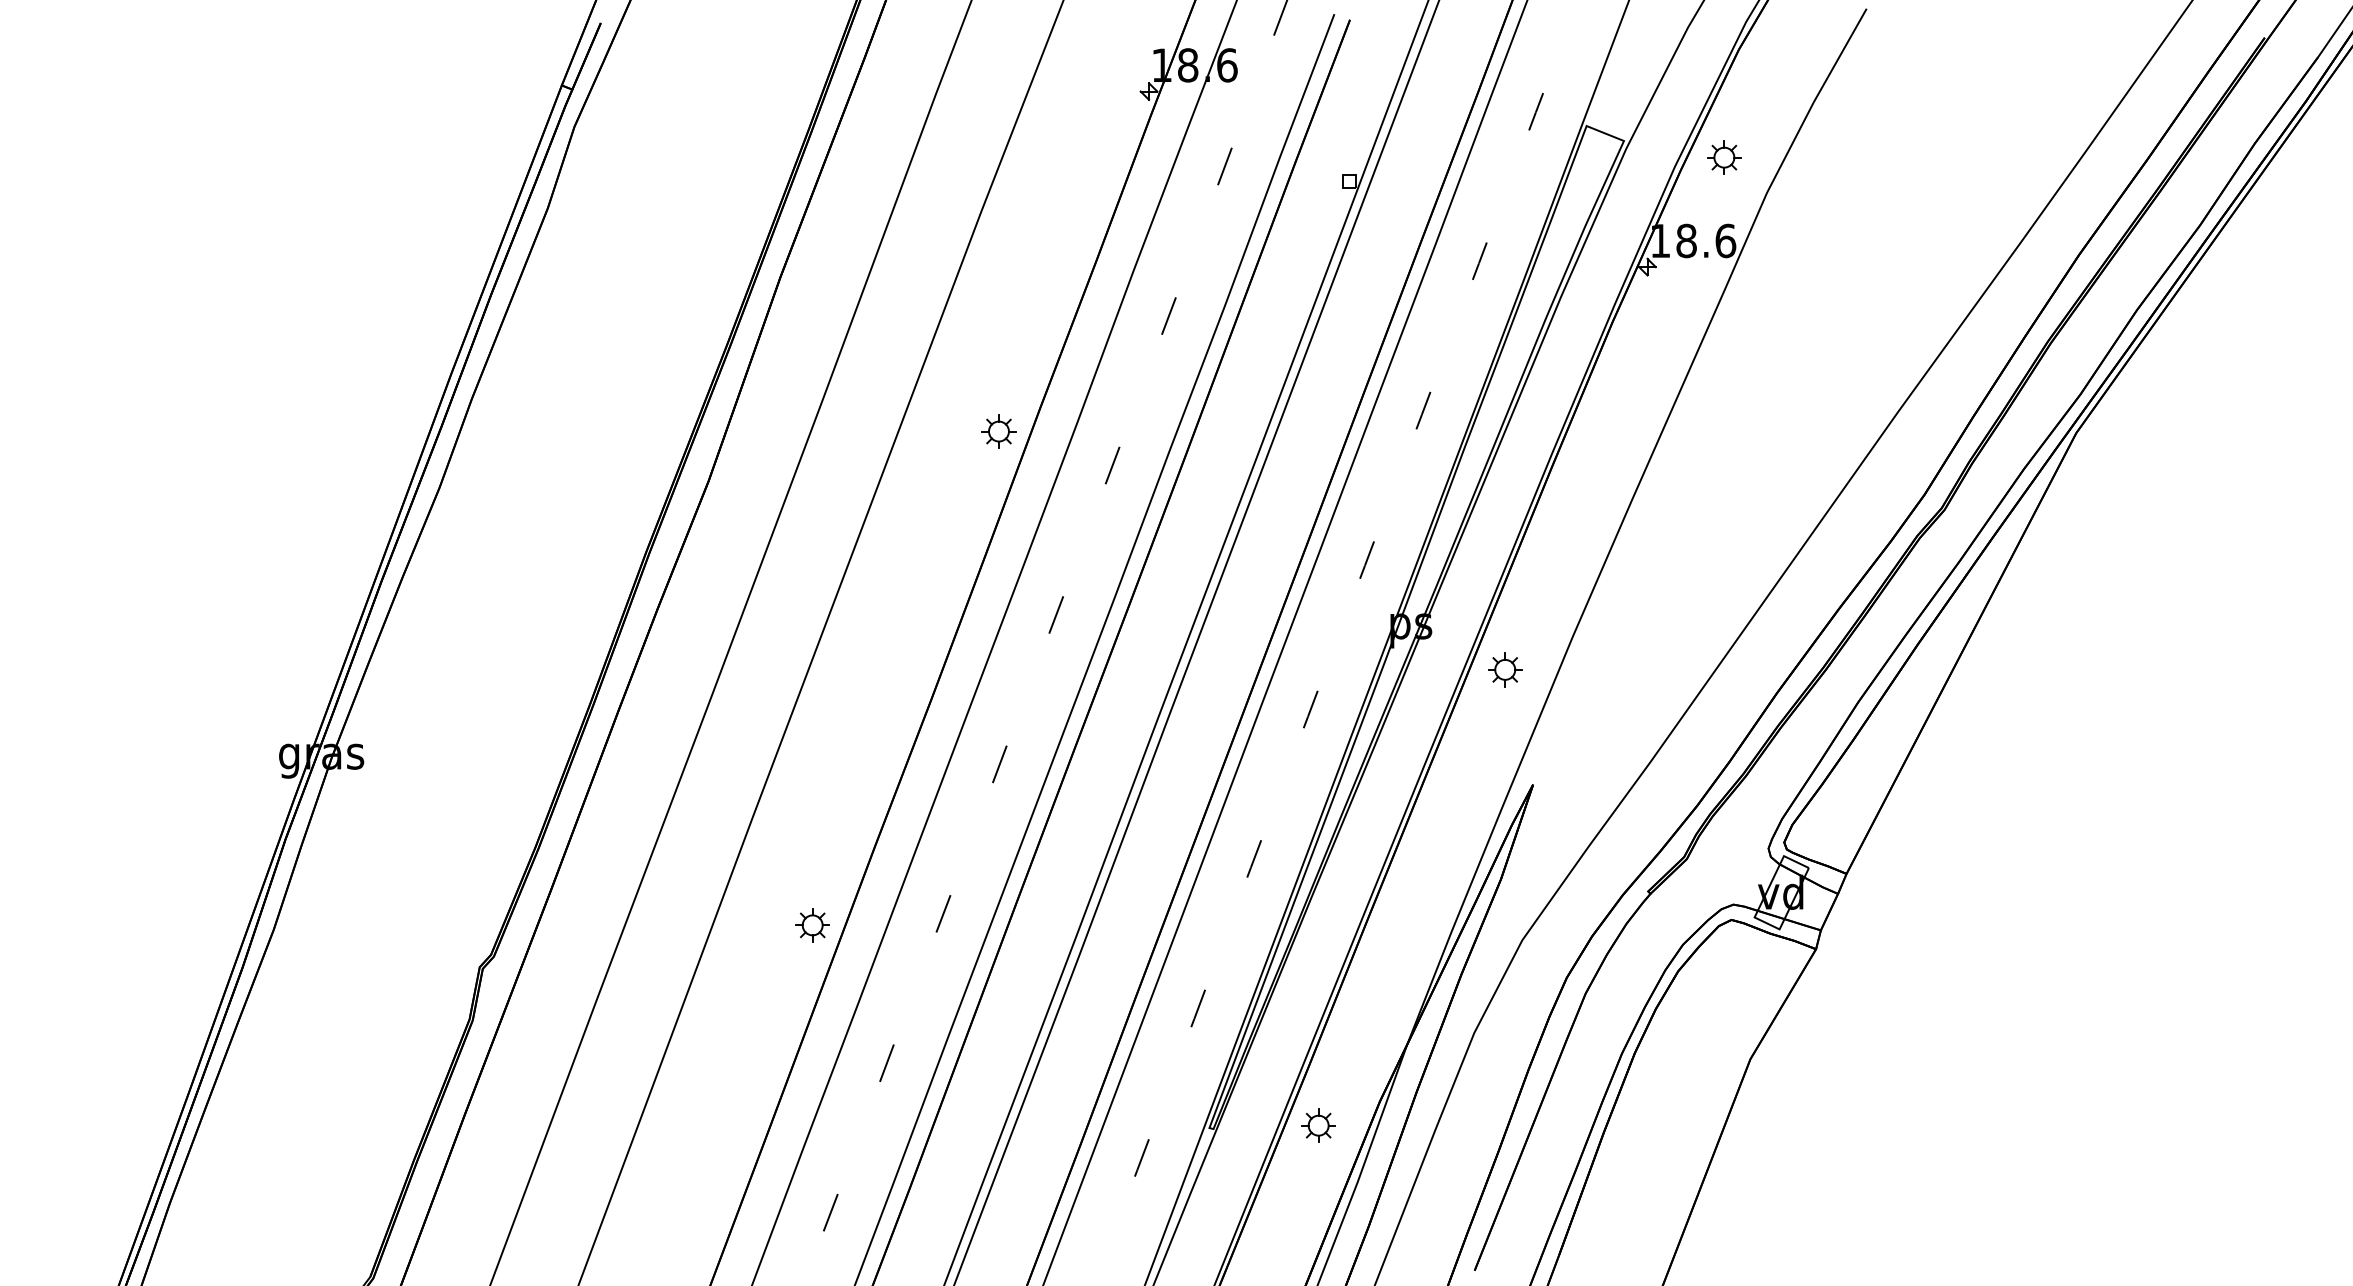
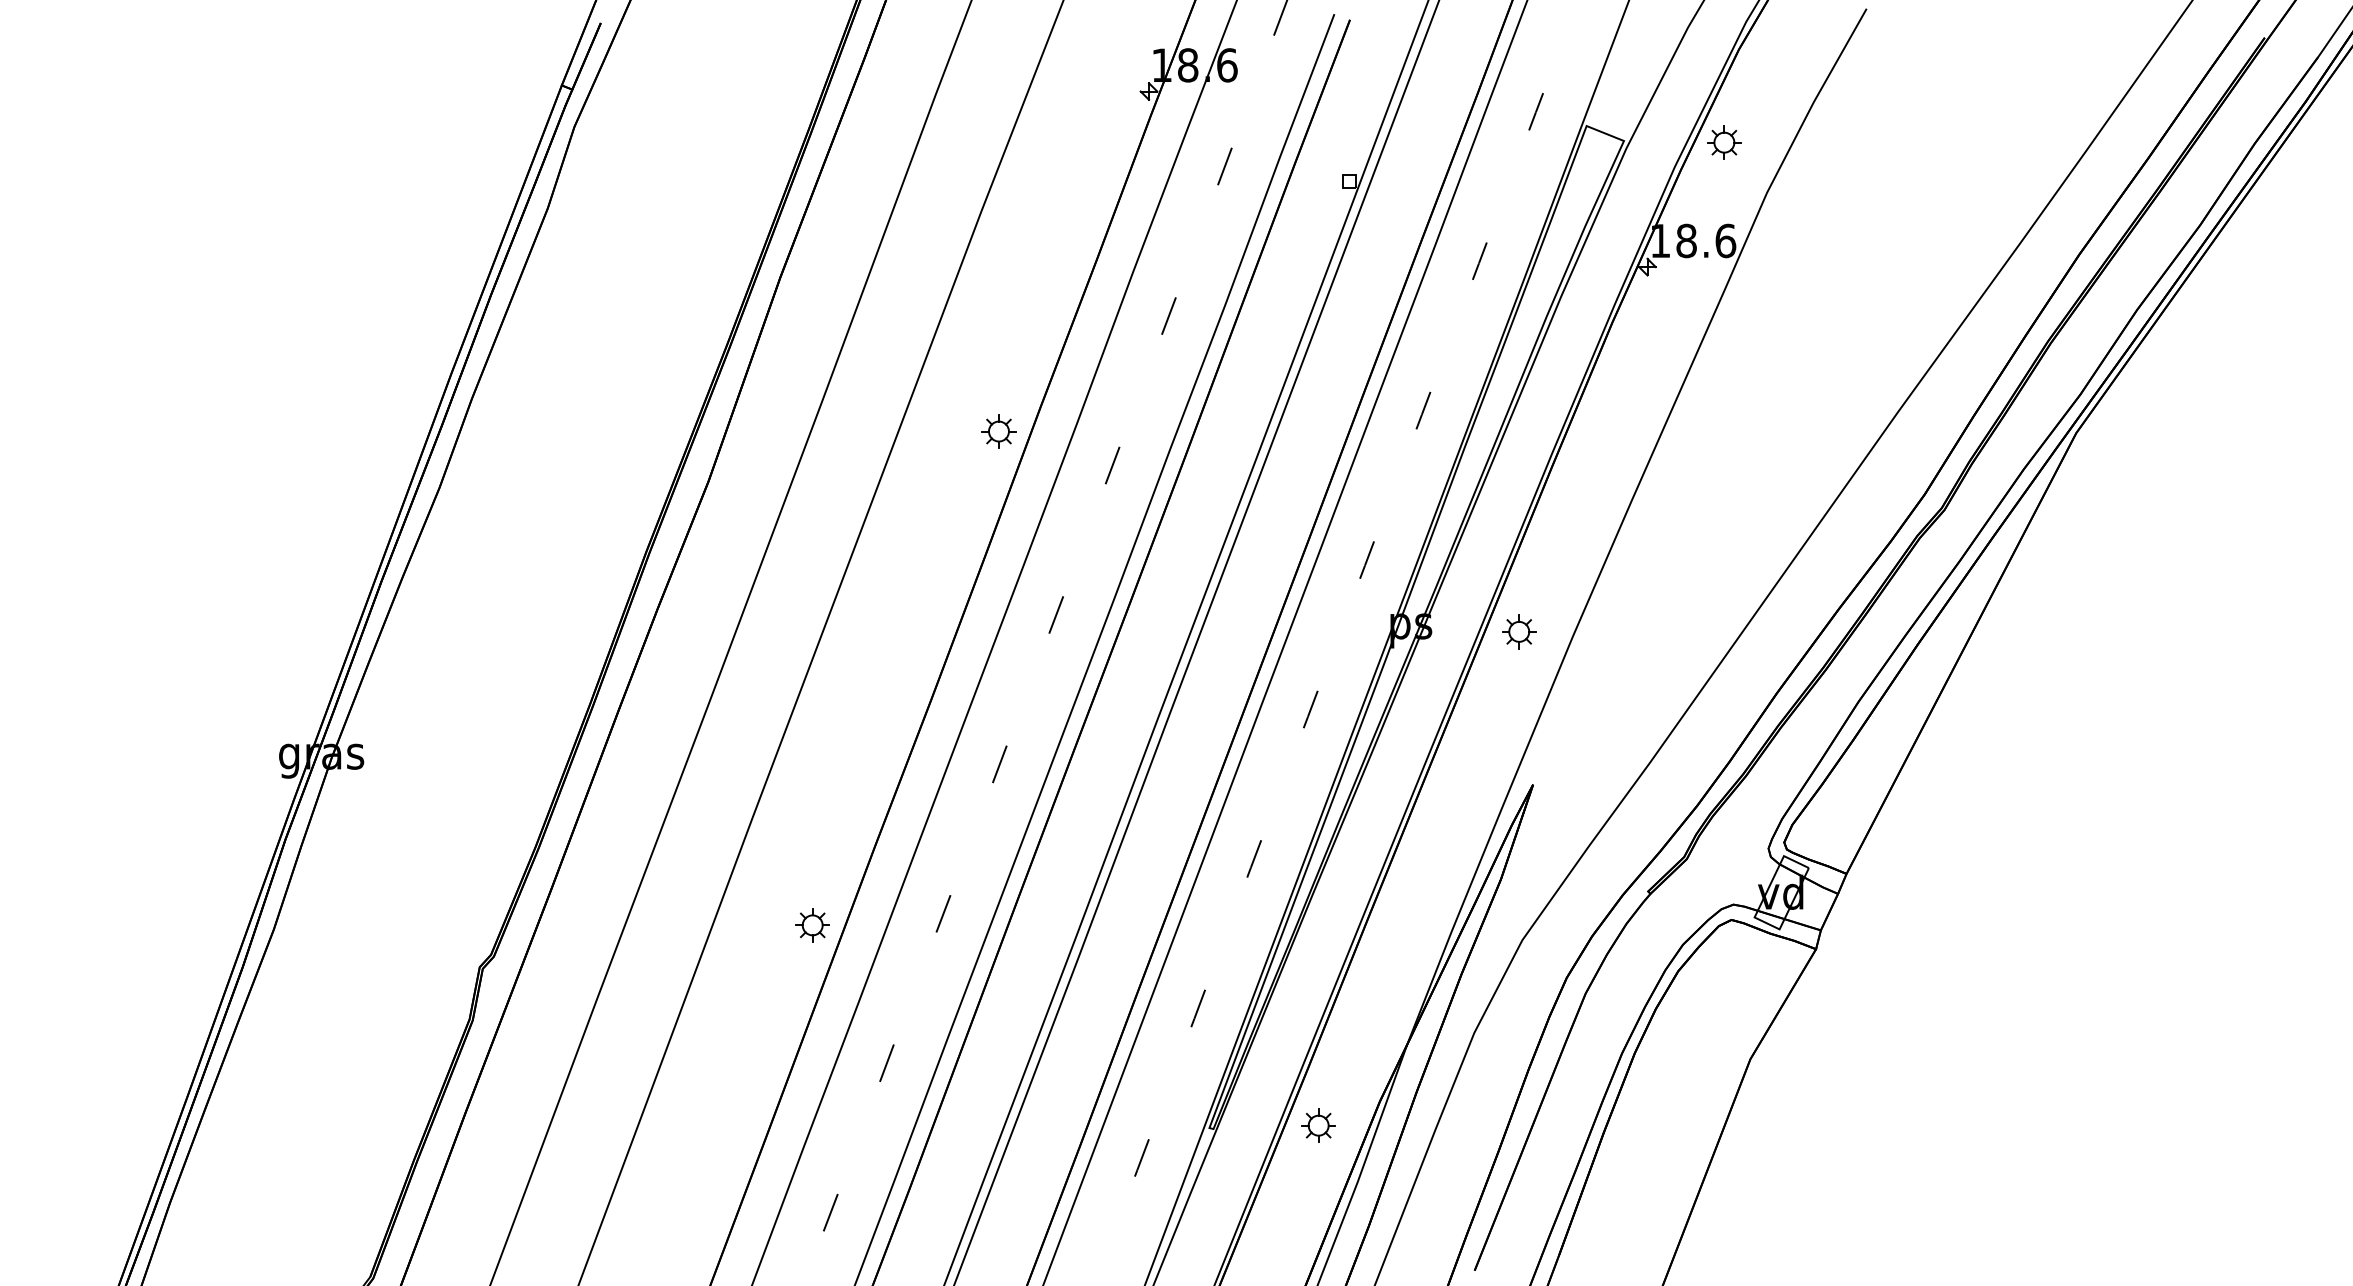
part position: (1724, 157) -> (1724, 142) (1724, 142)
part position: (1505, 669) -> (1519, 631) (1519, 631)
